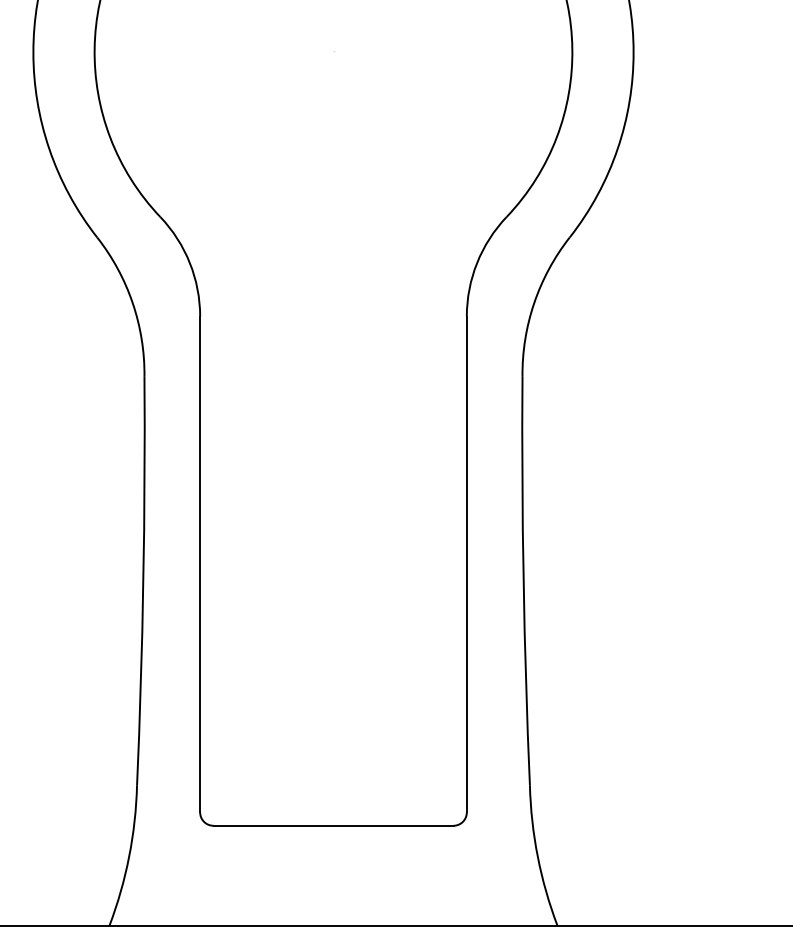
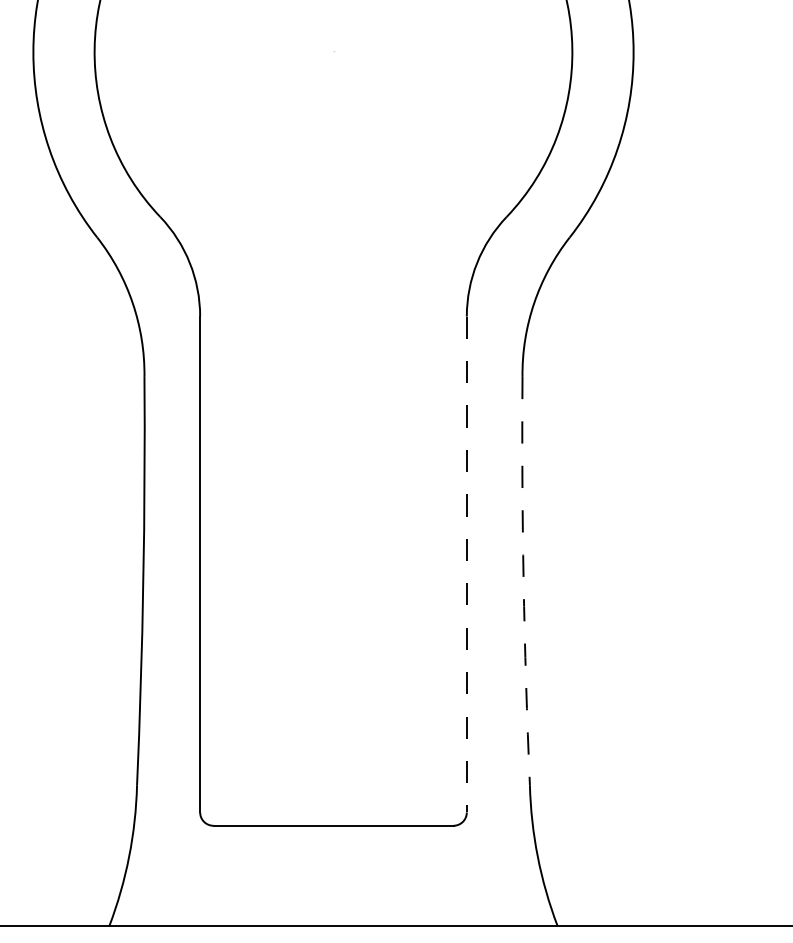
line: solid -> dashed (466, 564)
arc: solid -> dashed (523, 581)
